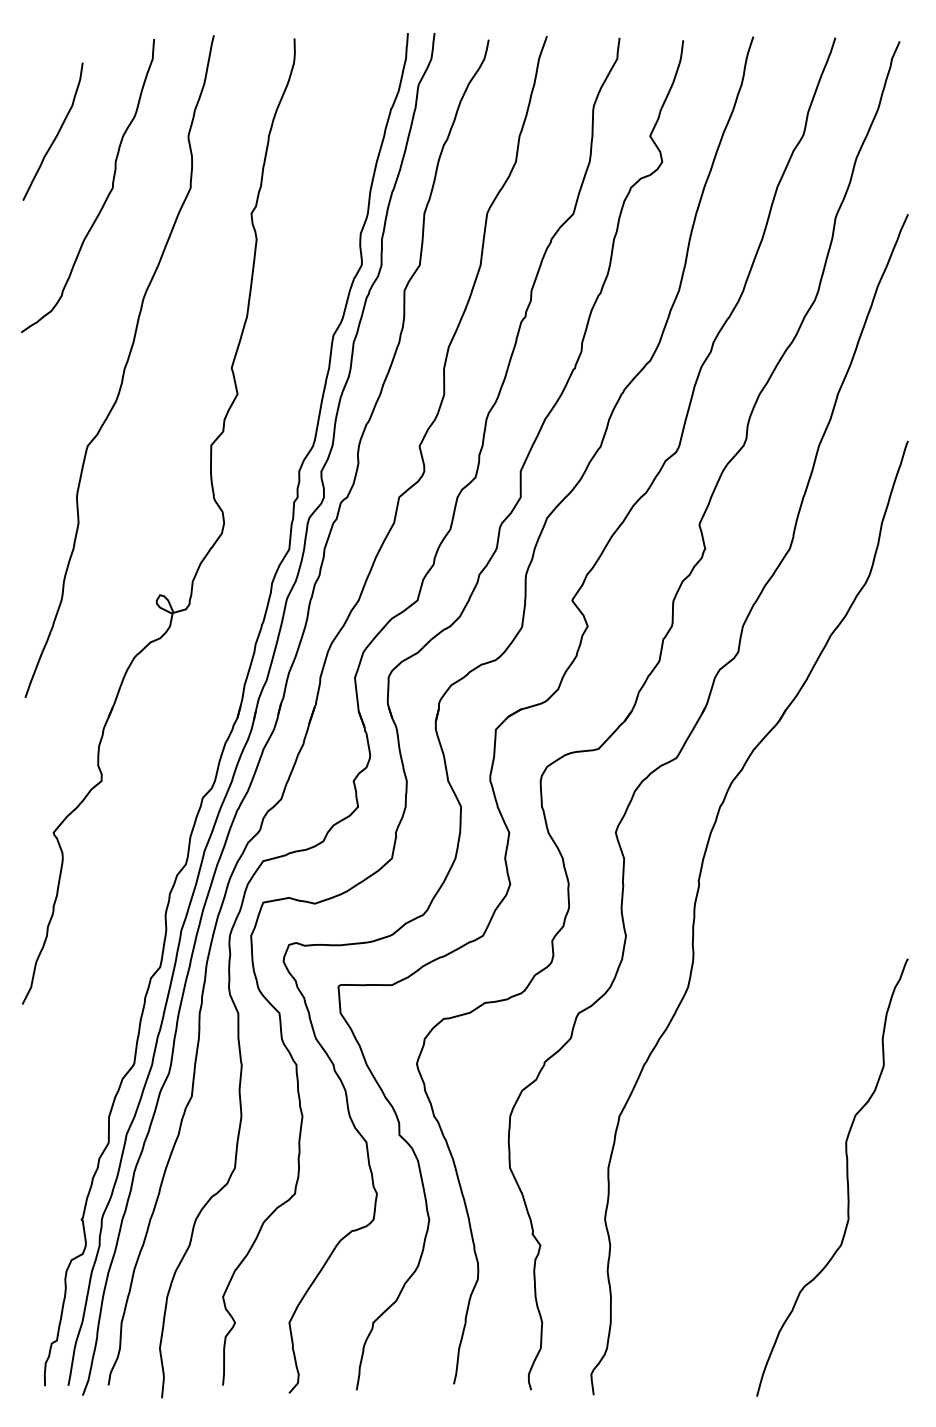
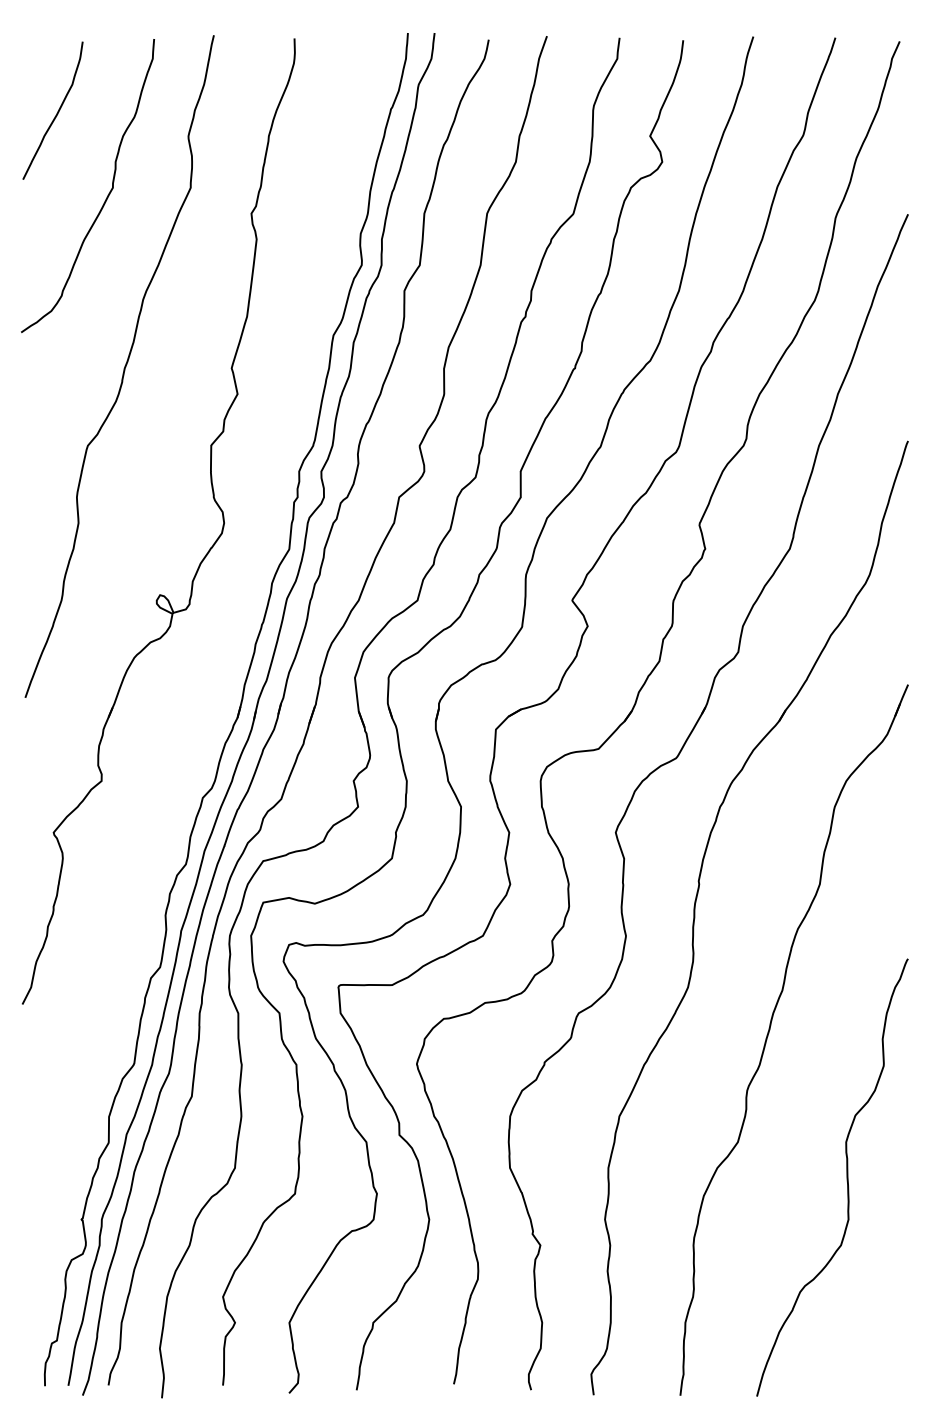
curve position: (56, 134) -> (56, 113) (56, 113)
part: none -> present (770, 1030)
